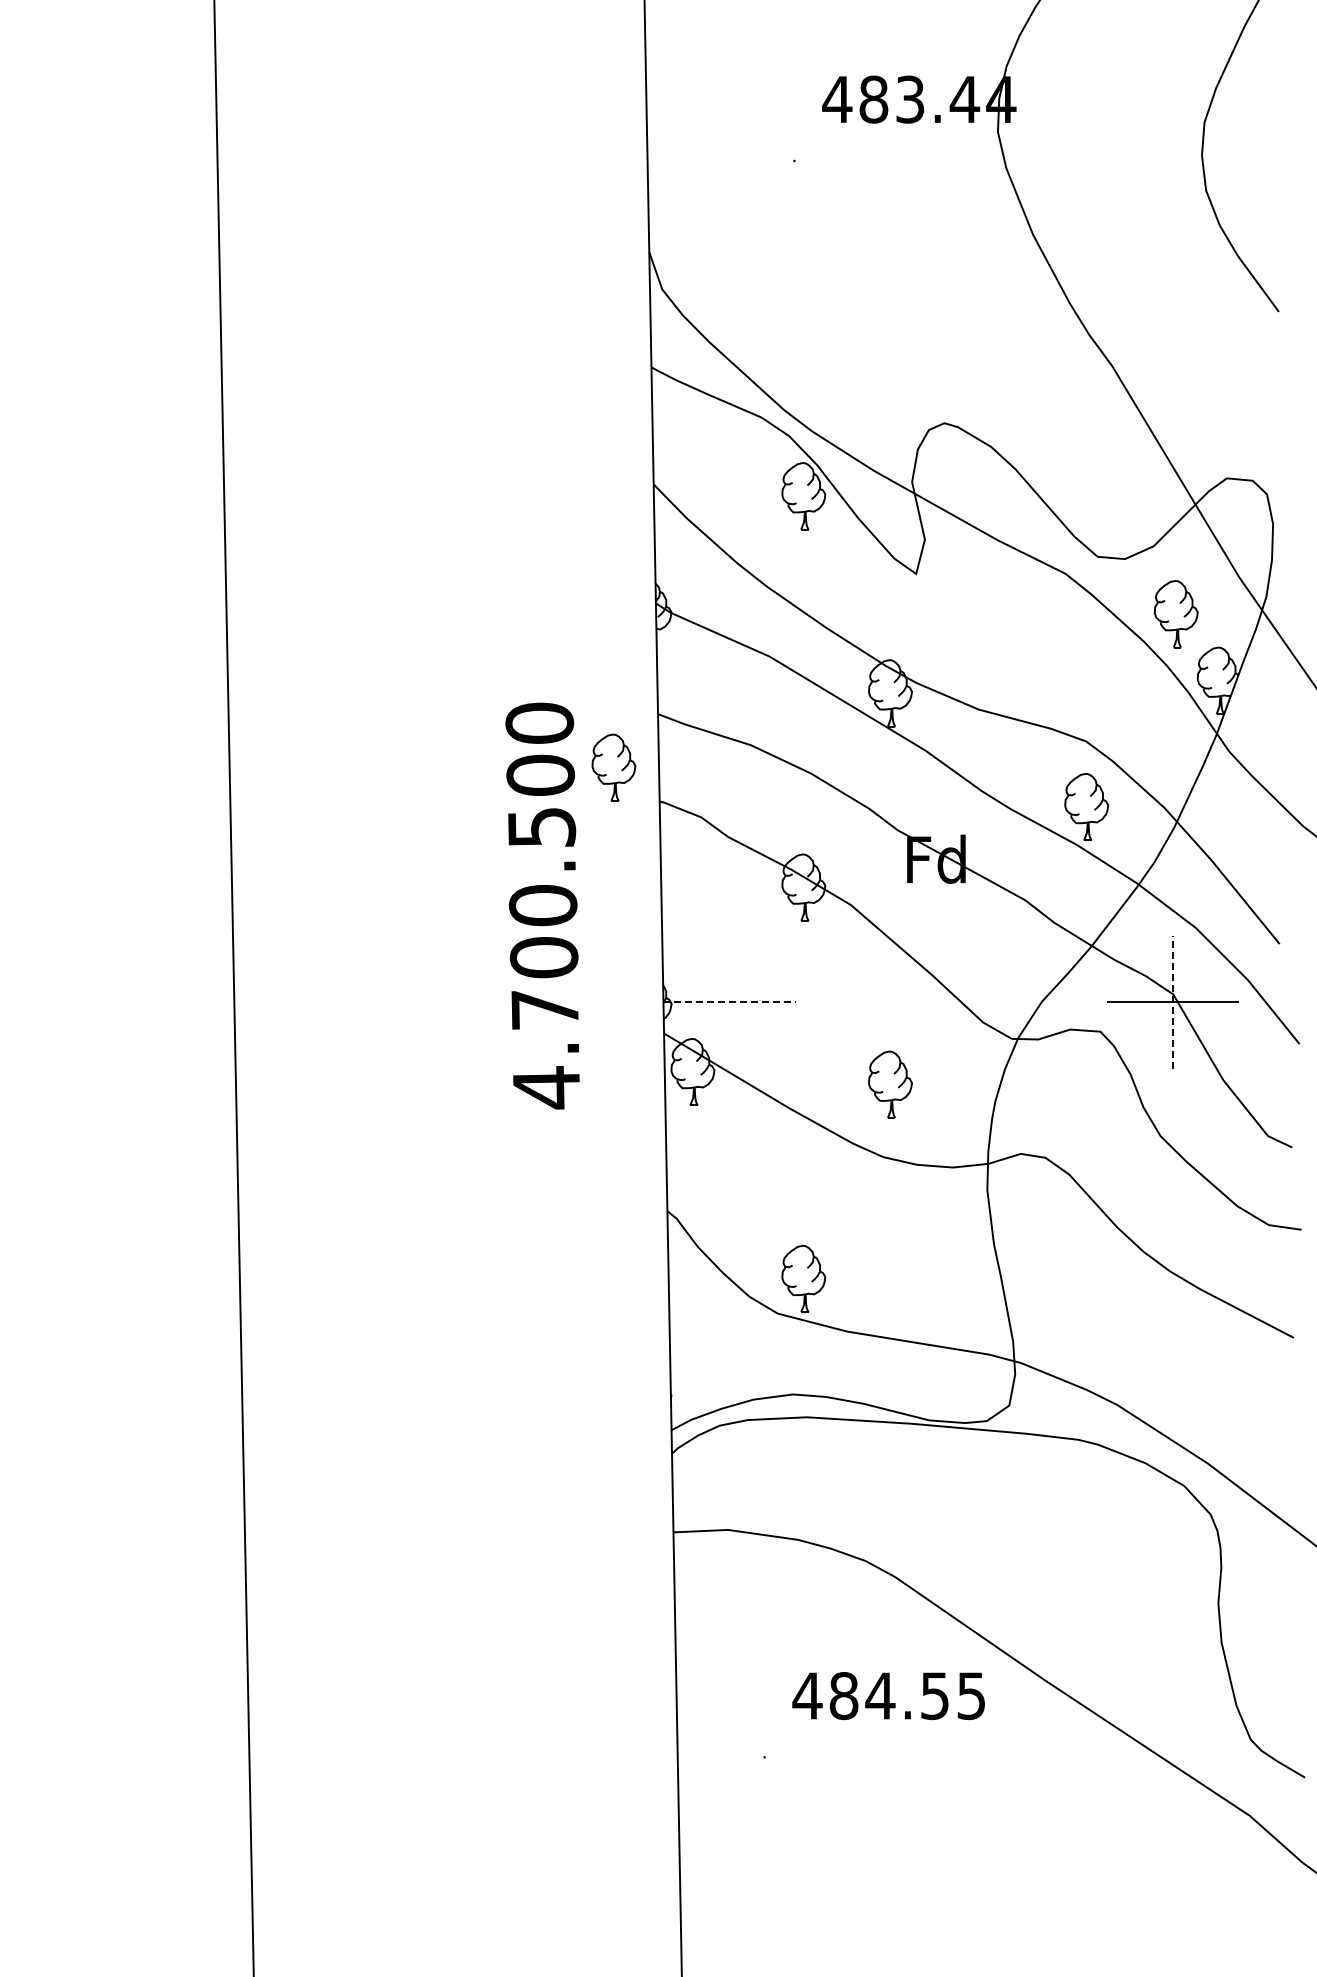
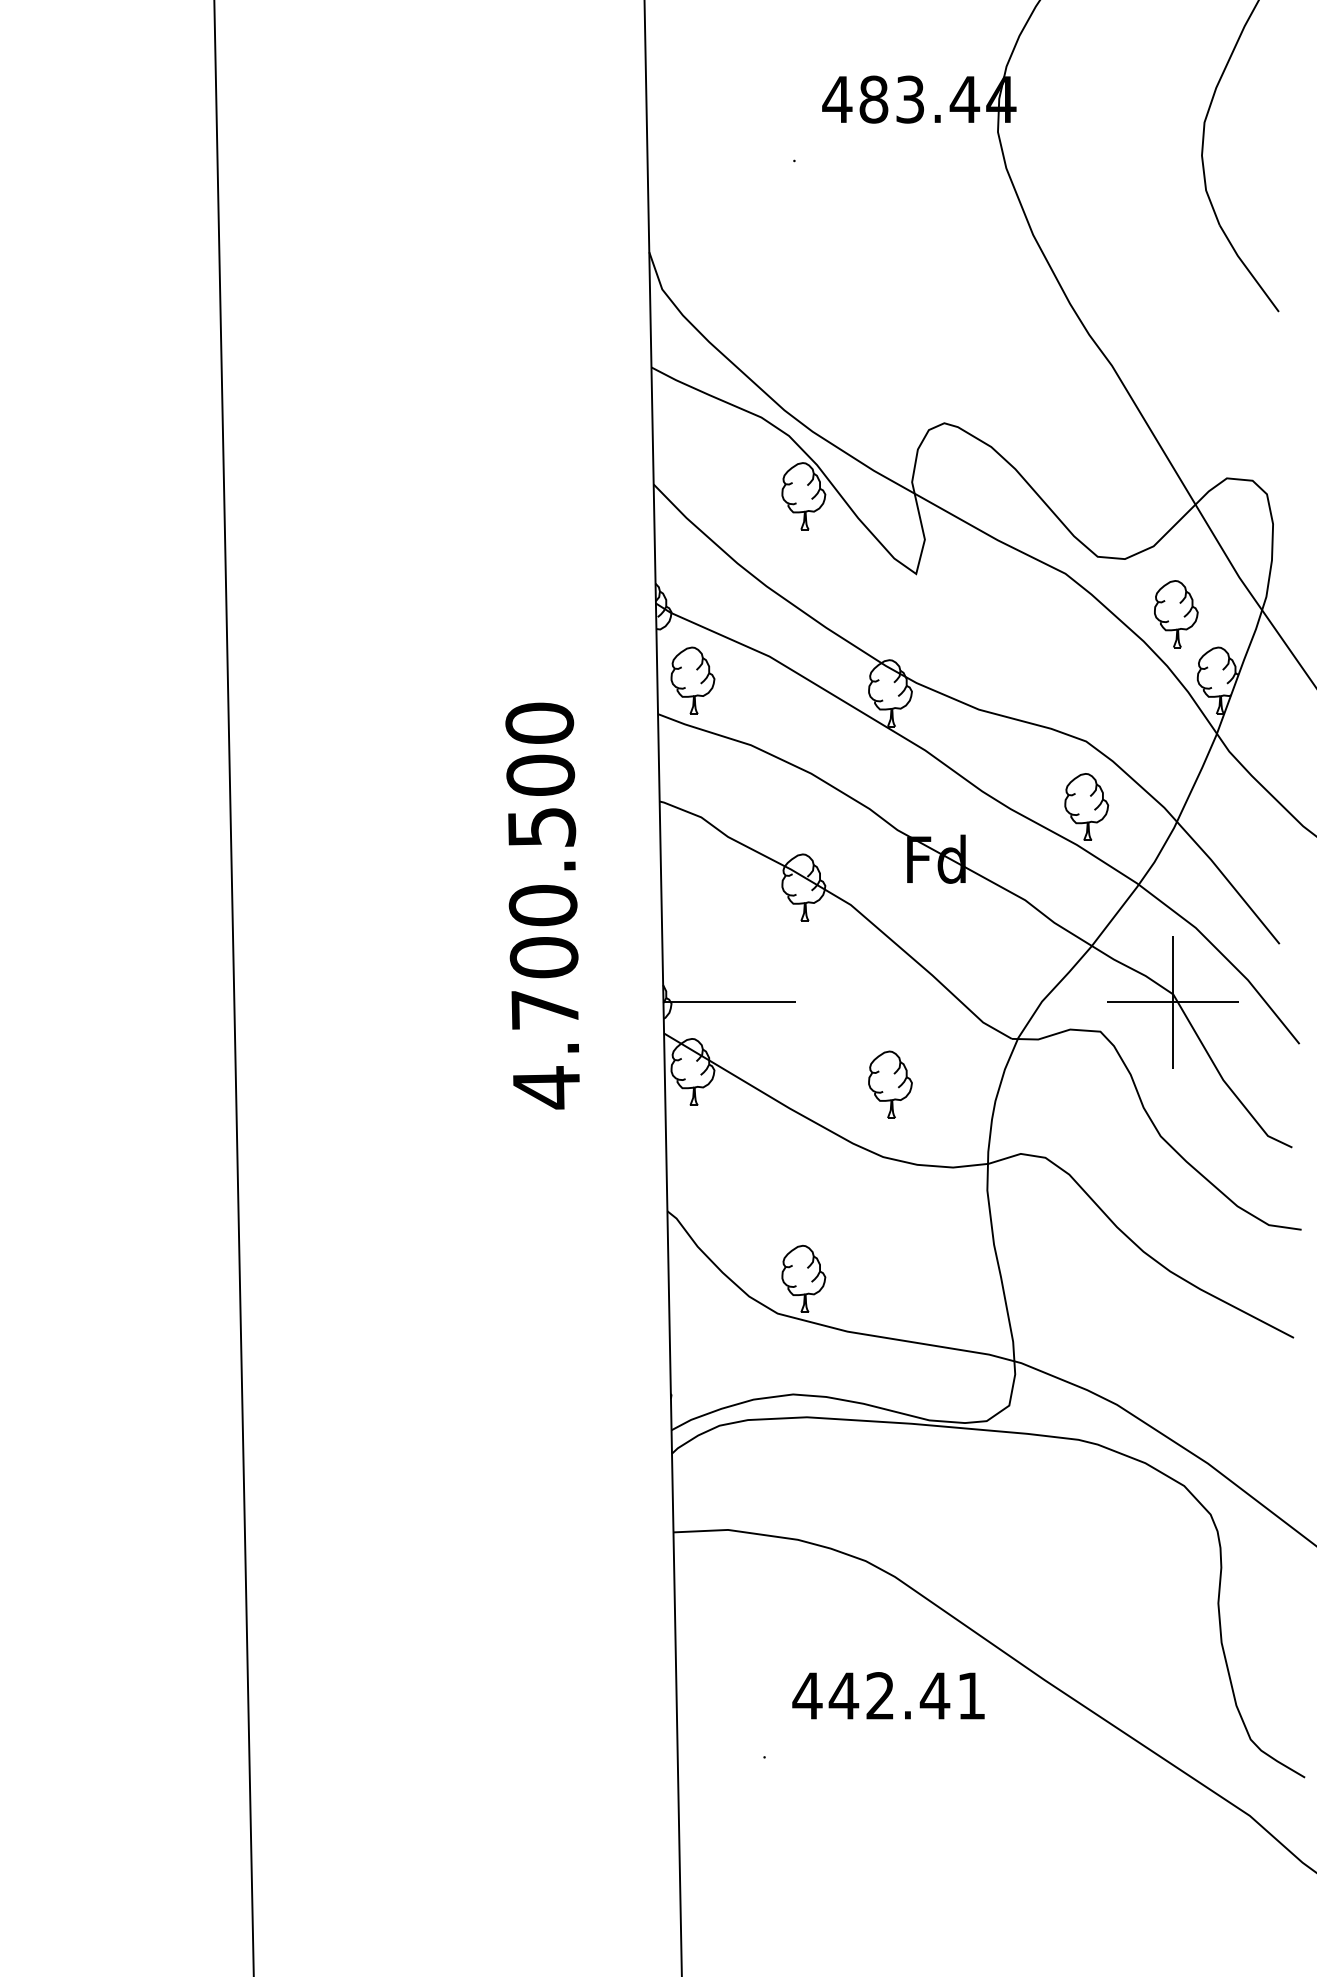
part position: (613, 767) -> (692, 680) (692, 680)
line: dashed -> solid (1173, 1001)
line: dashed -> solid (730, 1002)
text: 484.55 -> 442.41 (906, 1696)
